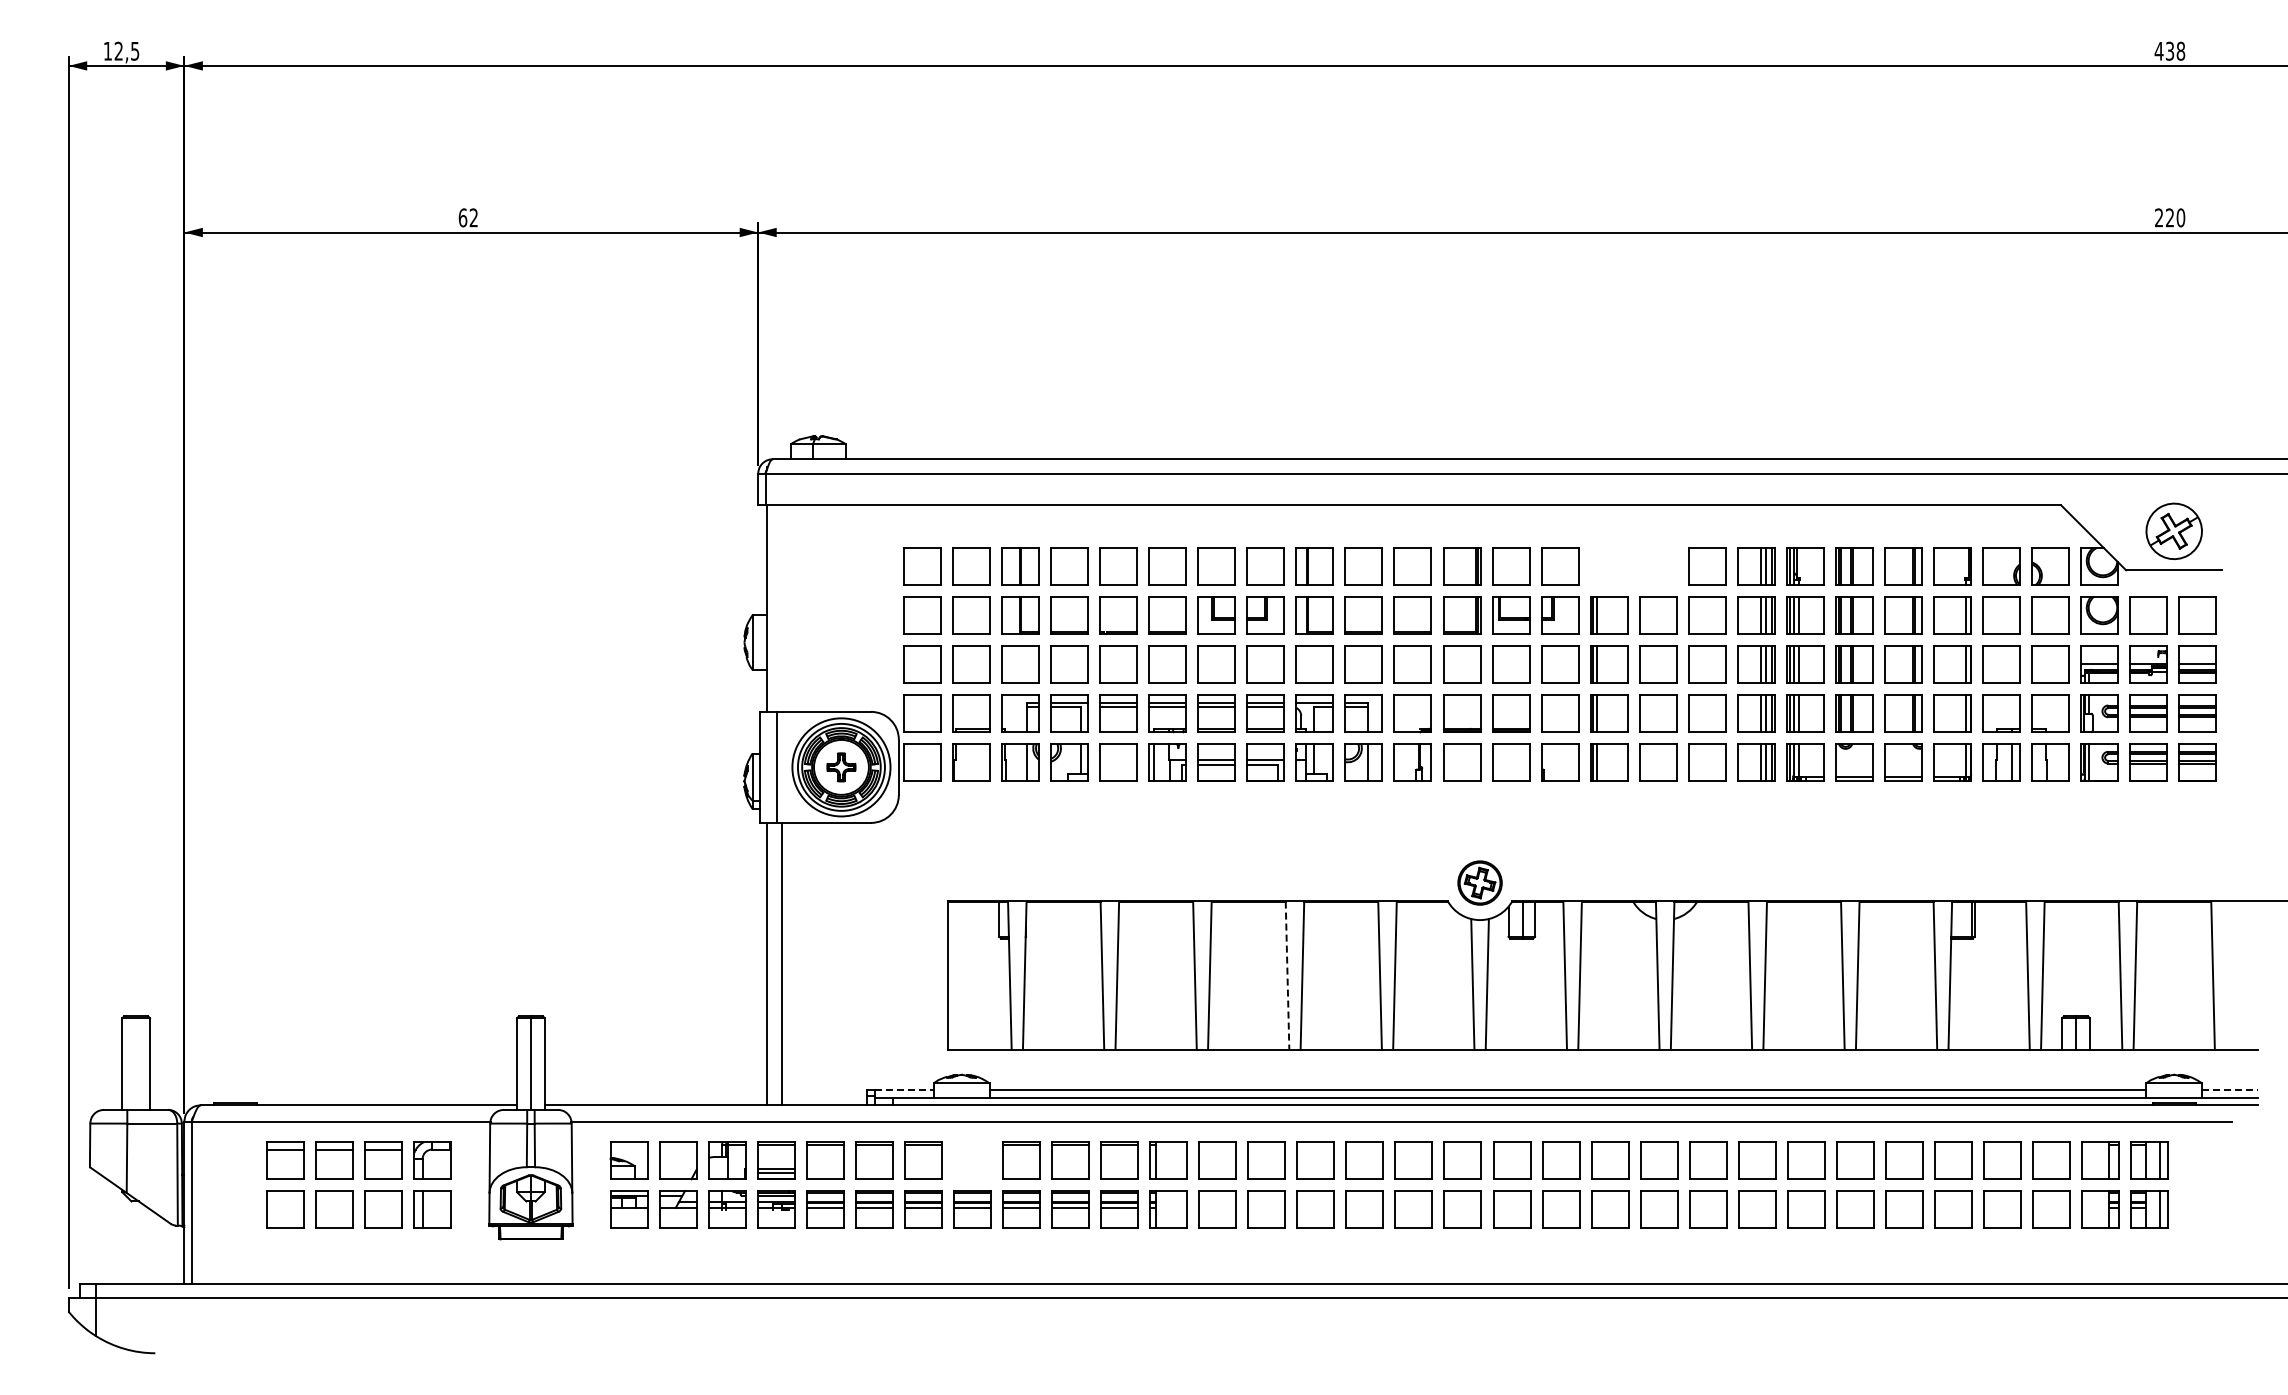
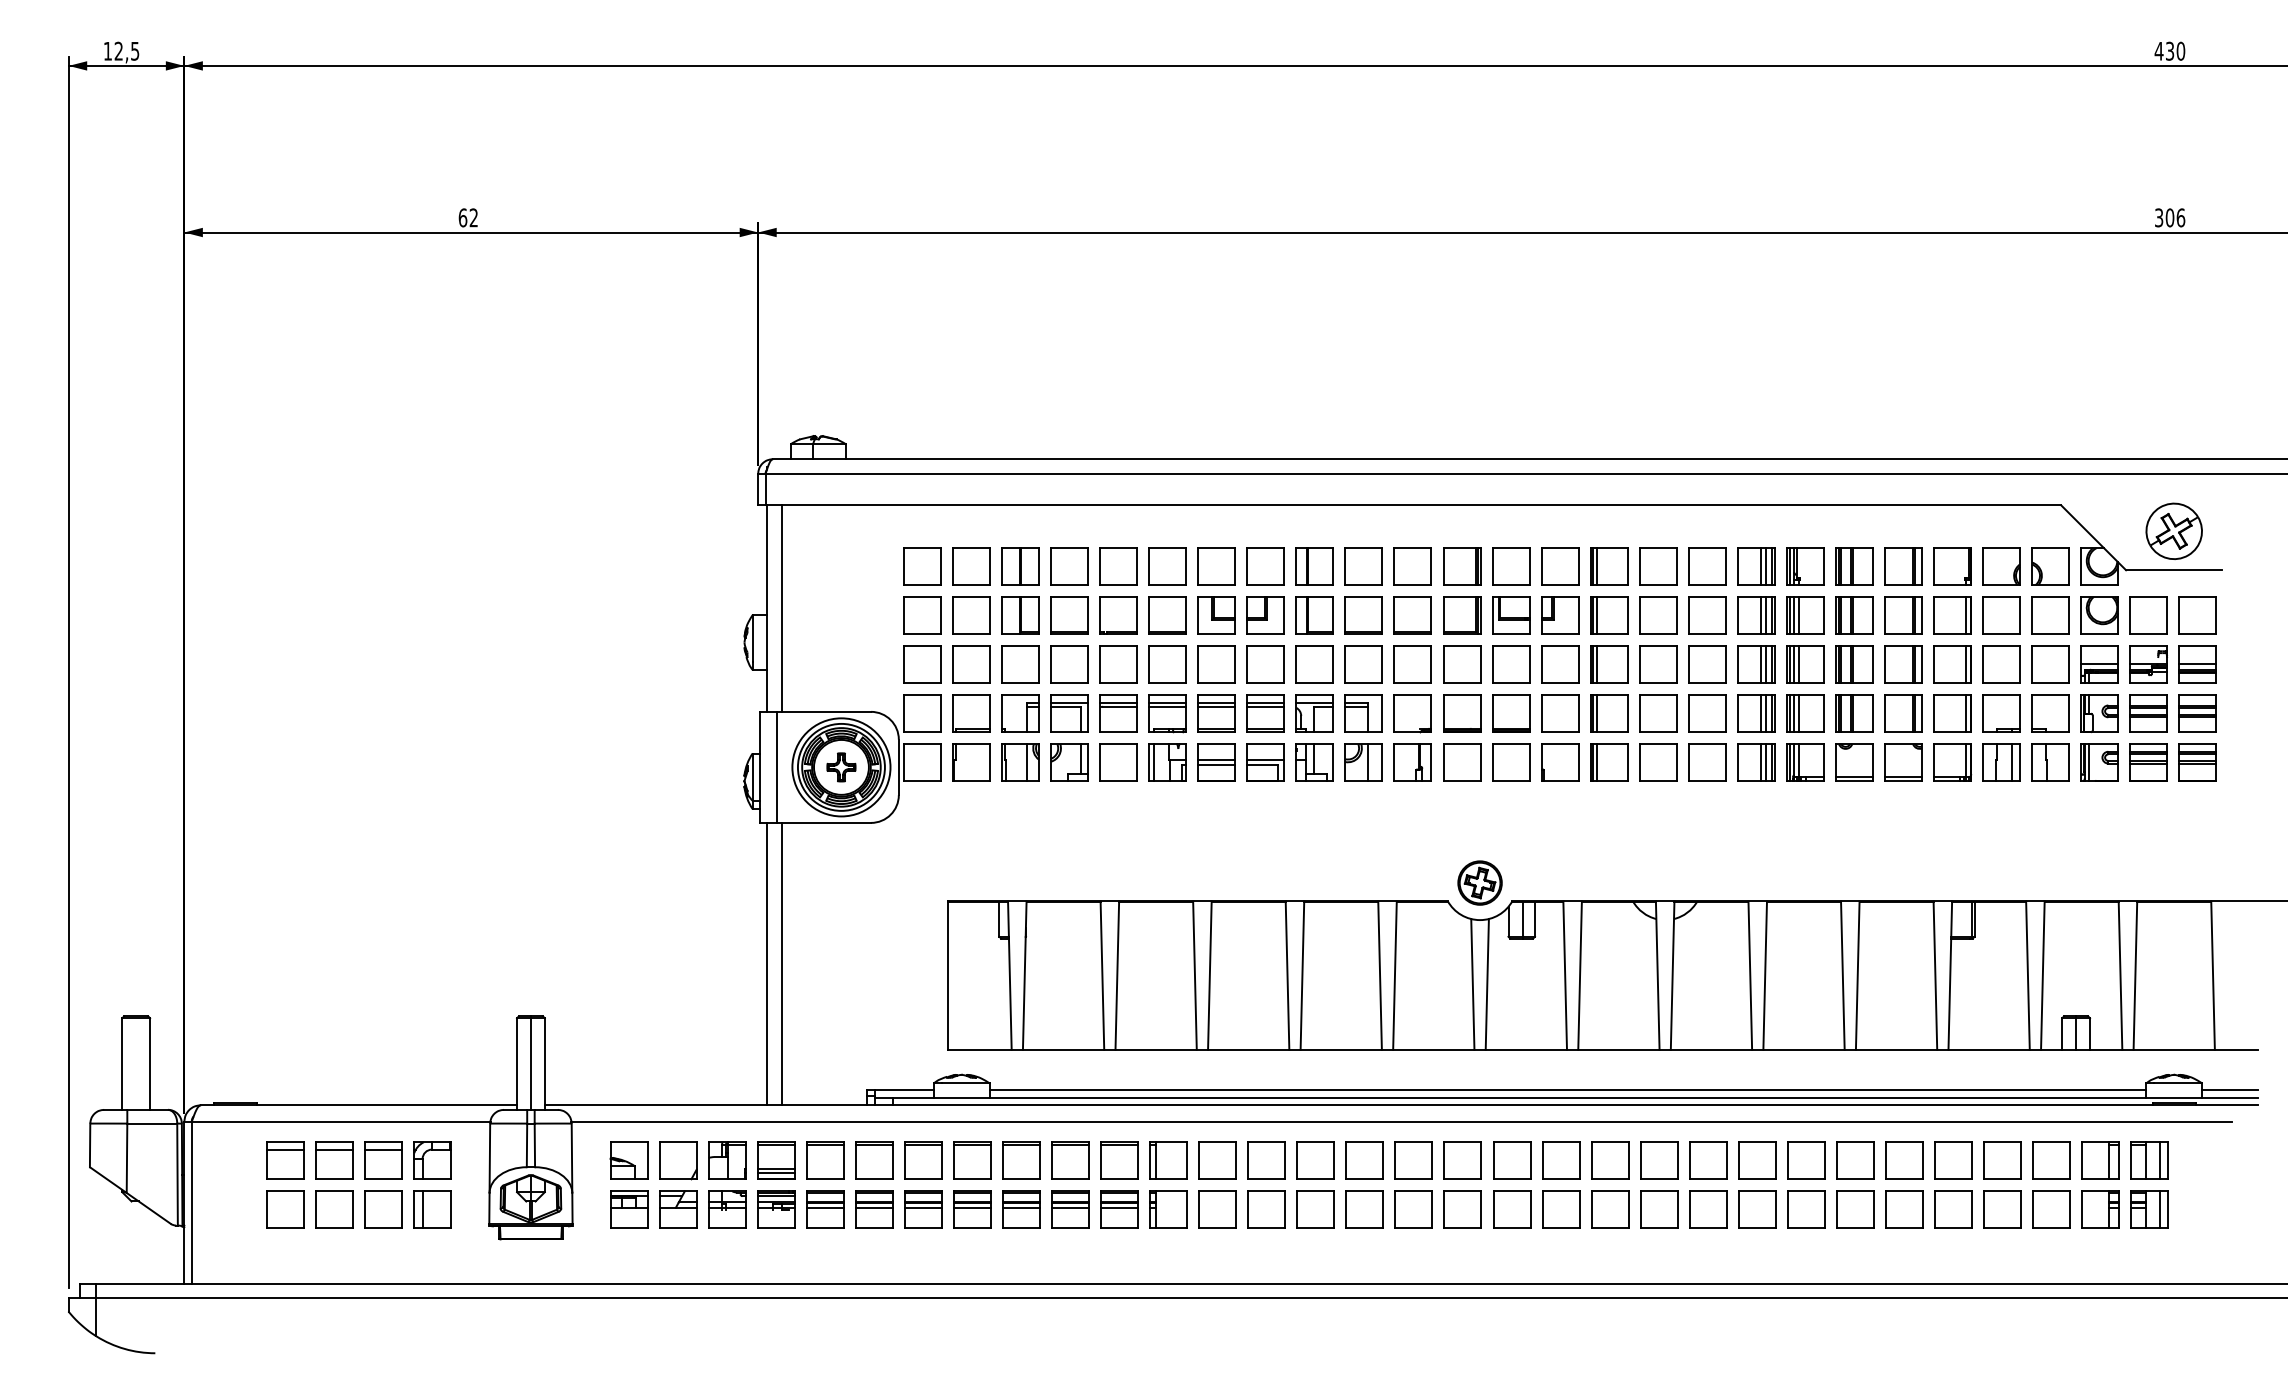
text: 438 -> 430 (2180, 51)
text: 220 -> 306 (2170, 217)
part: none -> present (1609, 566)
part: none -> present (1658, 566)
line: none -> present (782, 608)
line: dashed -> solid (1287, 976)
line: dashed -> solid (904, 1090)
line: dashed -> solid (2230, 1090)
part: none -> present (972, 1160)
